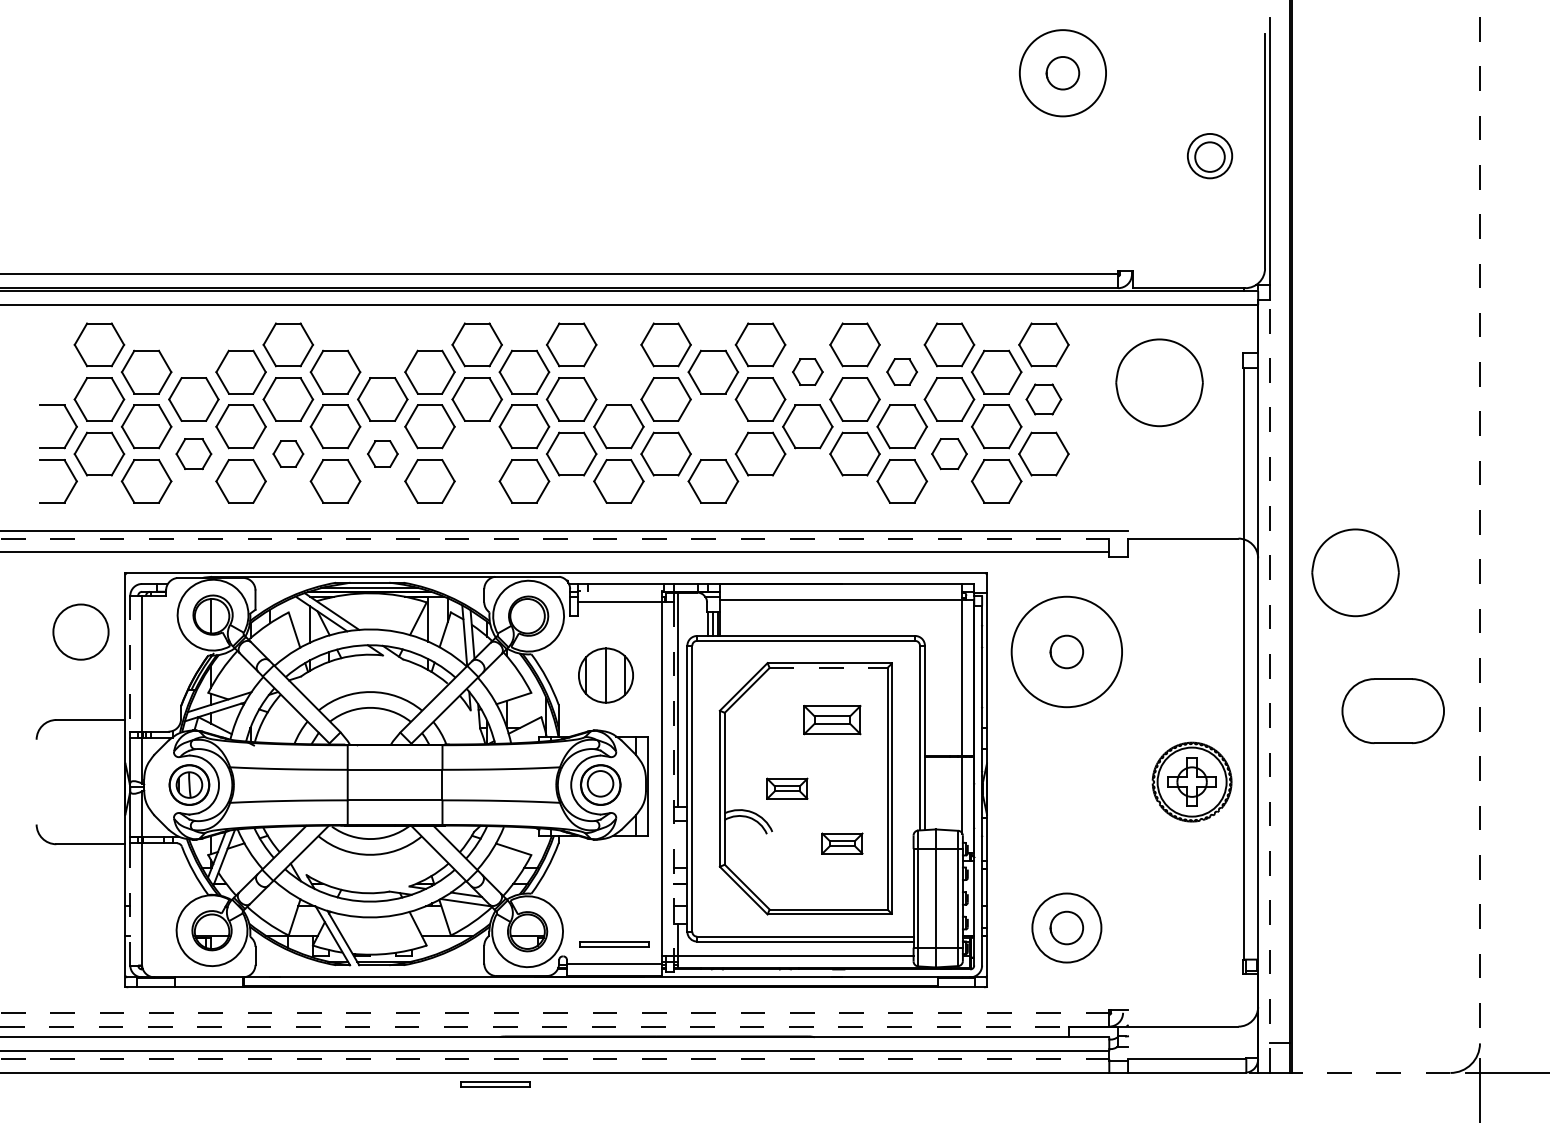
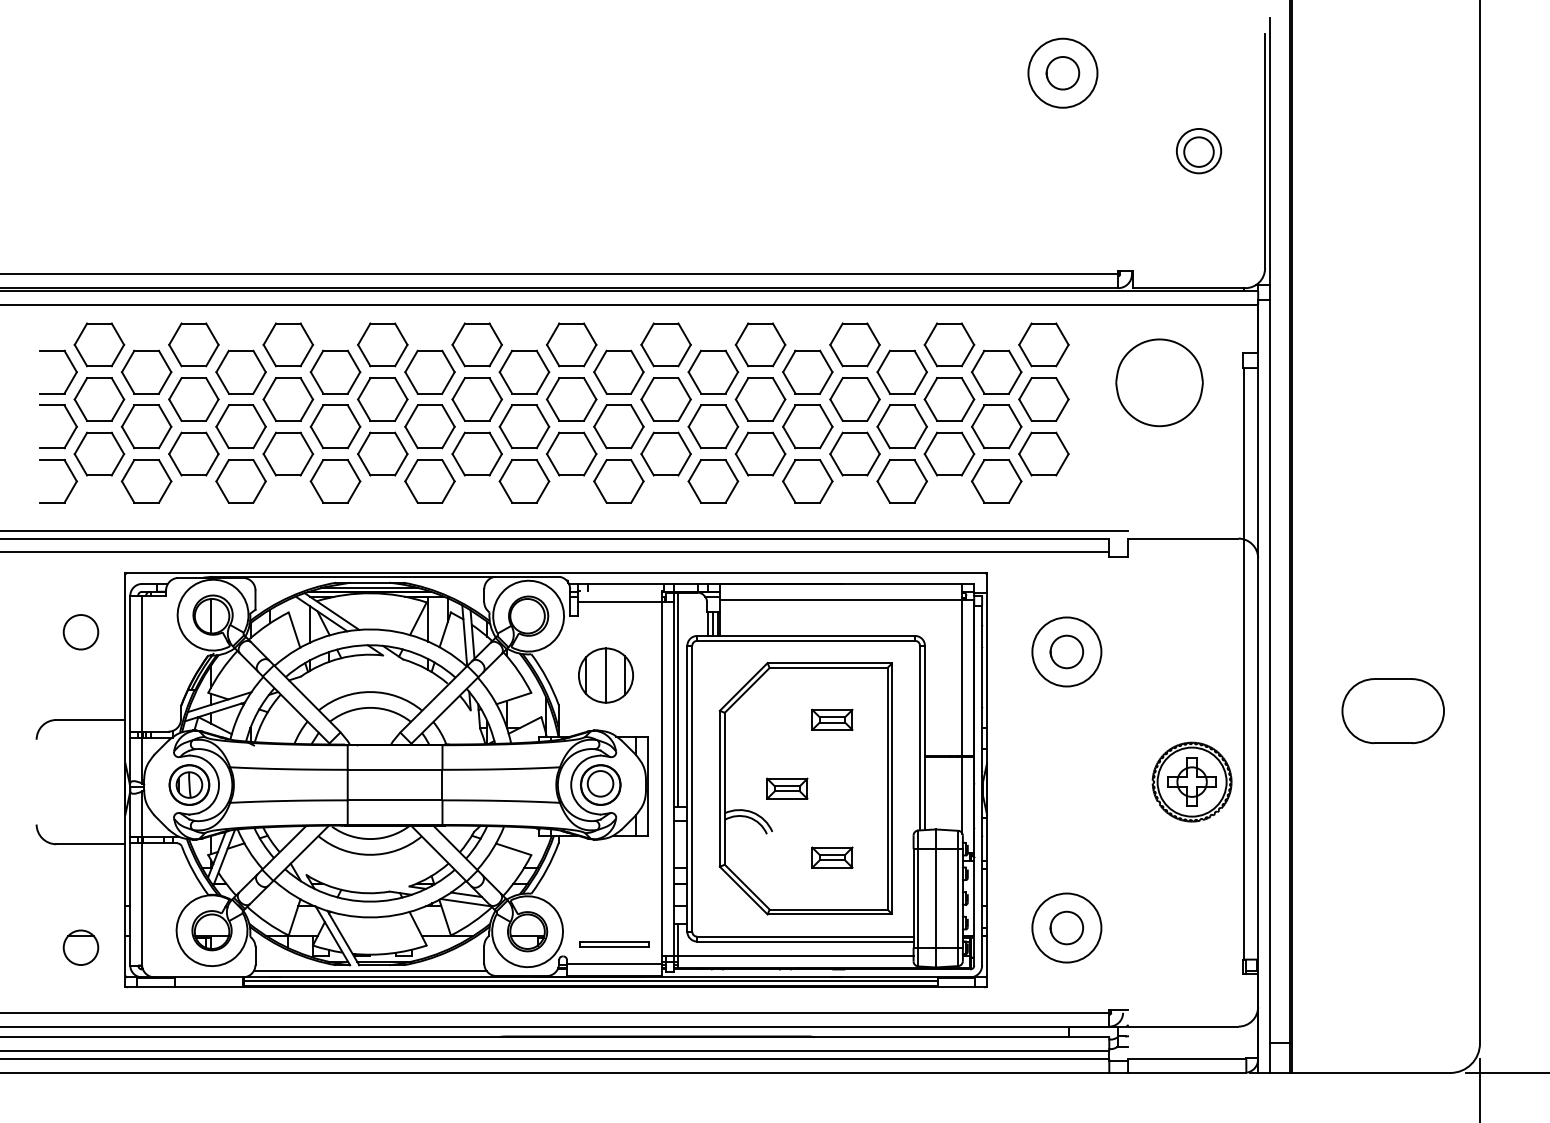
circle diameter: 86 px -> 69 px (1062, 72)
part position: (1210, 156) -> (1199, 151) (1199, 151)
part: none -> present (193, 344)
part: none -> present (382, 344)
part: none -> present (71, 365)
part: none -> present (618, 371)
part size: 32x28 px -> 52x46 px (807, 371)
part size: 32x28 px -> 52x46 px (901, 371)
part size: 38x33 px -> 52x45 px (1043, 399)
part: none -> present (713, 426)
part size: 33x28 px -> 53x46 px (288, 453)
part size: 32x28 px -> 52x46 px (382, 453)
part: none -> present (476, 453)
part size: 38x33 px -> 52x46 px (193, 453)
part size: 37x33 px -> 53x46 px (949, 453)
part: none -> present (807, 481)
line: dashed -> solid (1479, 522)
line: dashed -> solid (555, 538)
part: present -> none (1355, 572)
circle size: 58x58 px -> 38x37 px (80, 632)
circle diameter: 110 px -> 69 px (1066, 651)
line: dashed -> solid (130, 663)
line: dashed -> solid (828, 668)
line: dashed -> solid (1270, 685)
part size: 59x31 px -> 43x23 px (832, 719)
line: dashed -> solid (673, 779)
part position: (842, 843) -> (832, 857) (832, 857)
line: dashed -> solid (130, 904)
part: none -> present (80, 947)
line: none -> present (369, 971)
line: none -> present (590, 981)
line: dashed -> solid (555, 1012)
line: dashed -> solid (554, 1026)
line: dashed -> solid (555, 1059)
line: dashed -> solid (1370, 1072)
part: present -> none (495, 1084)
